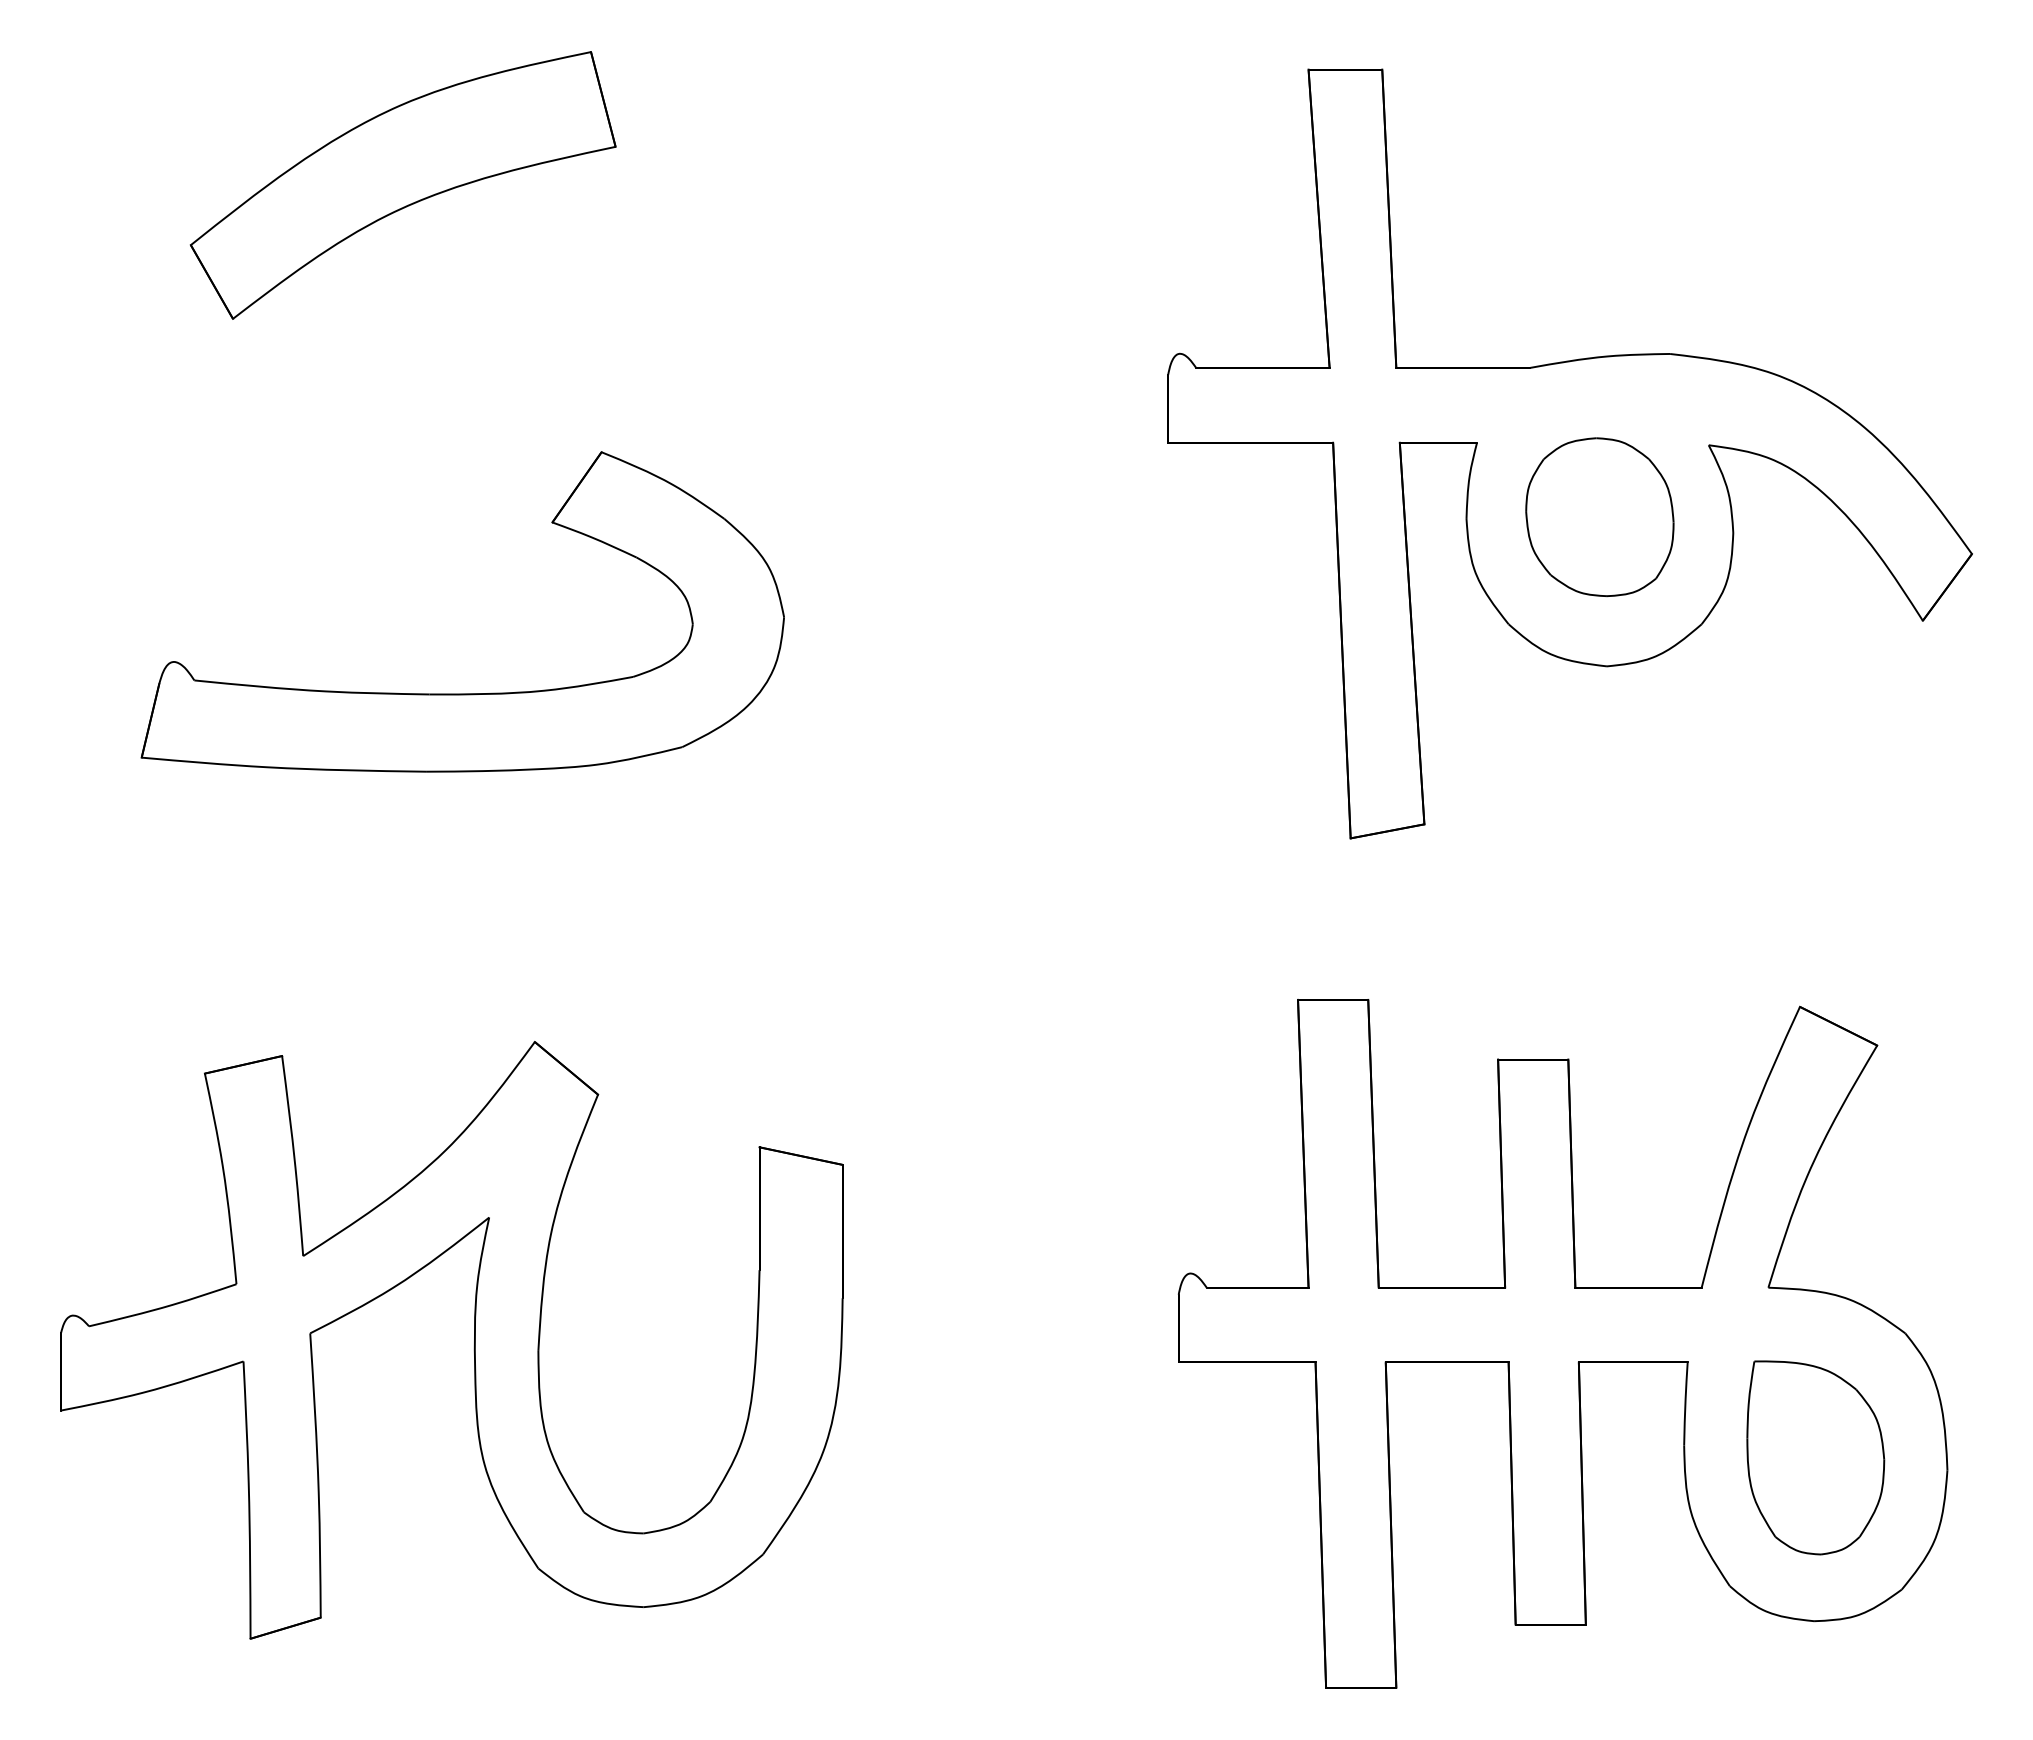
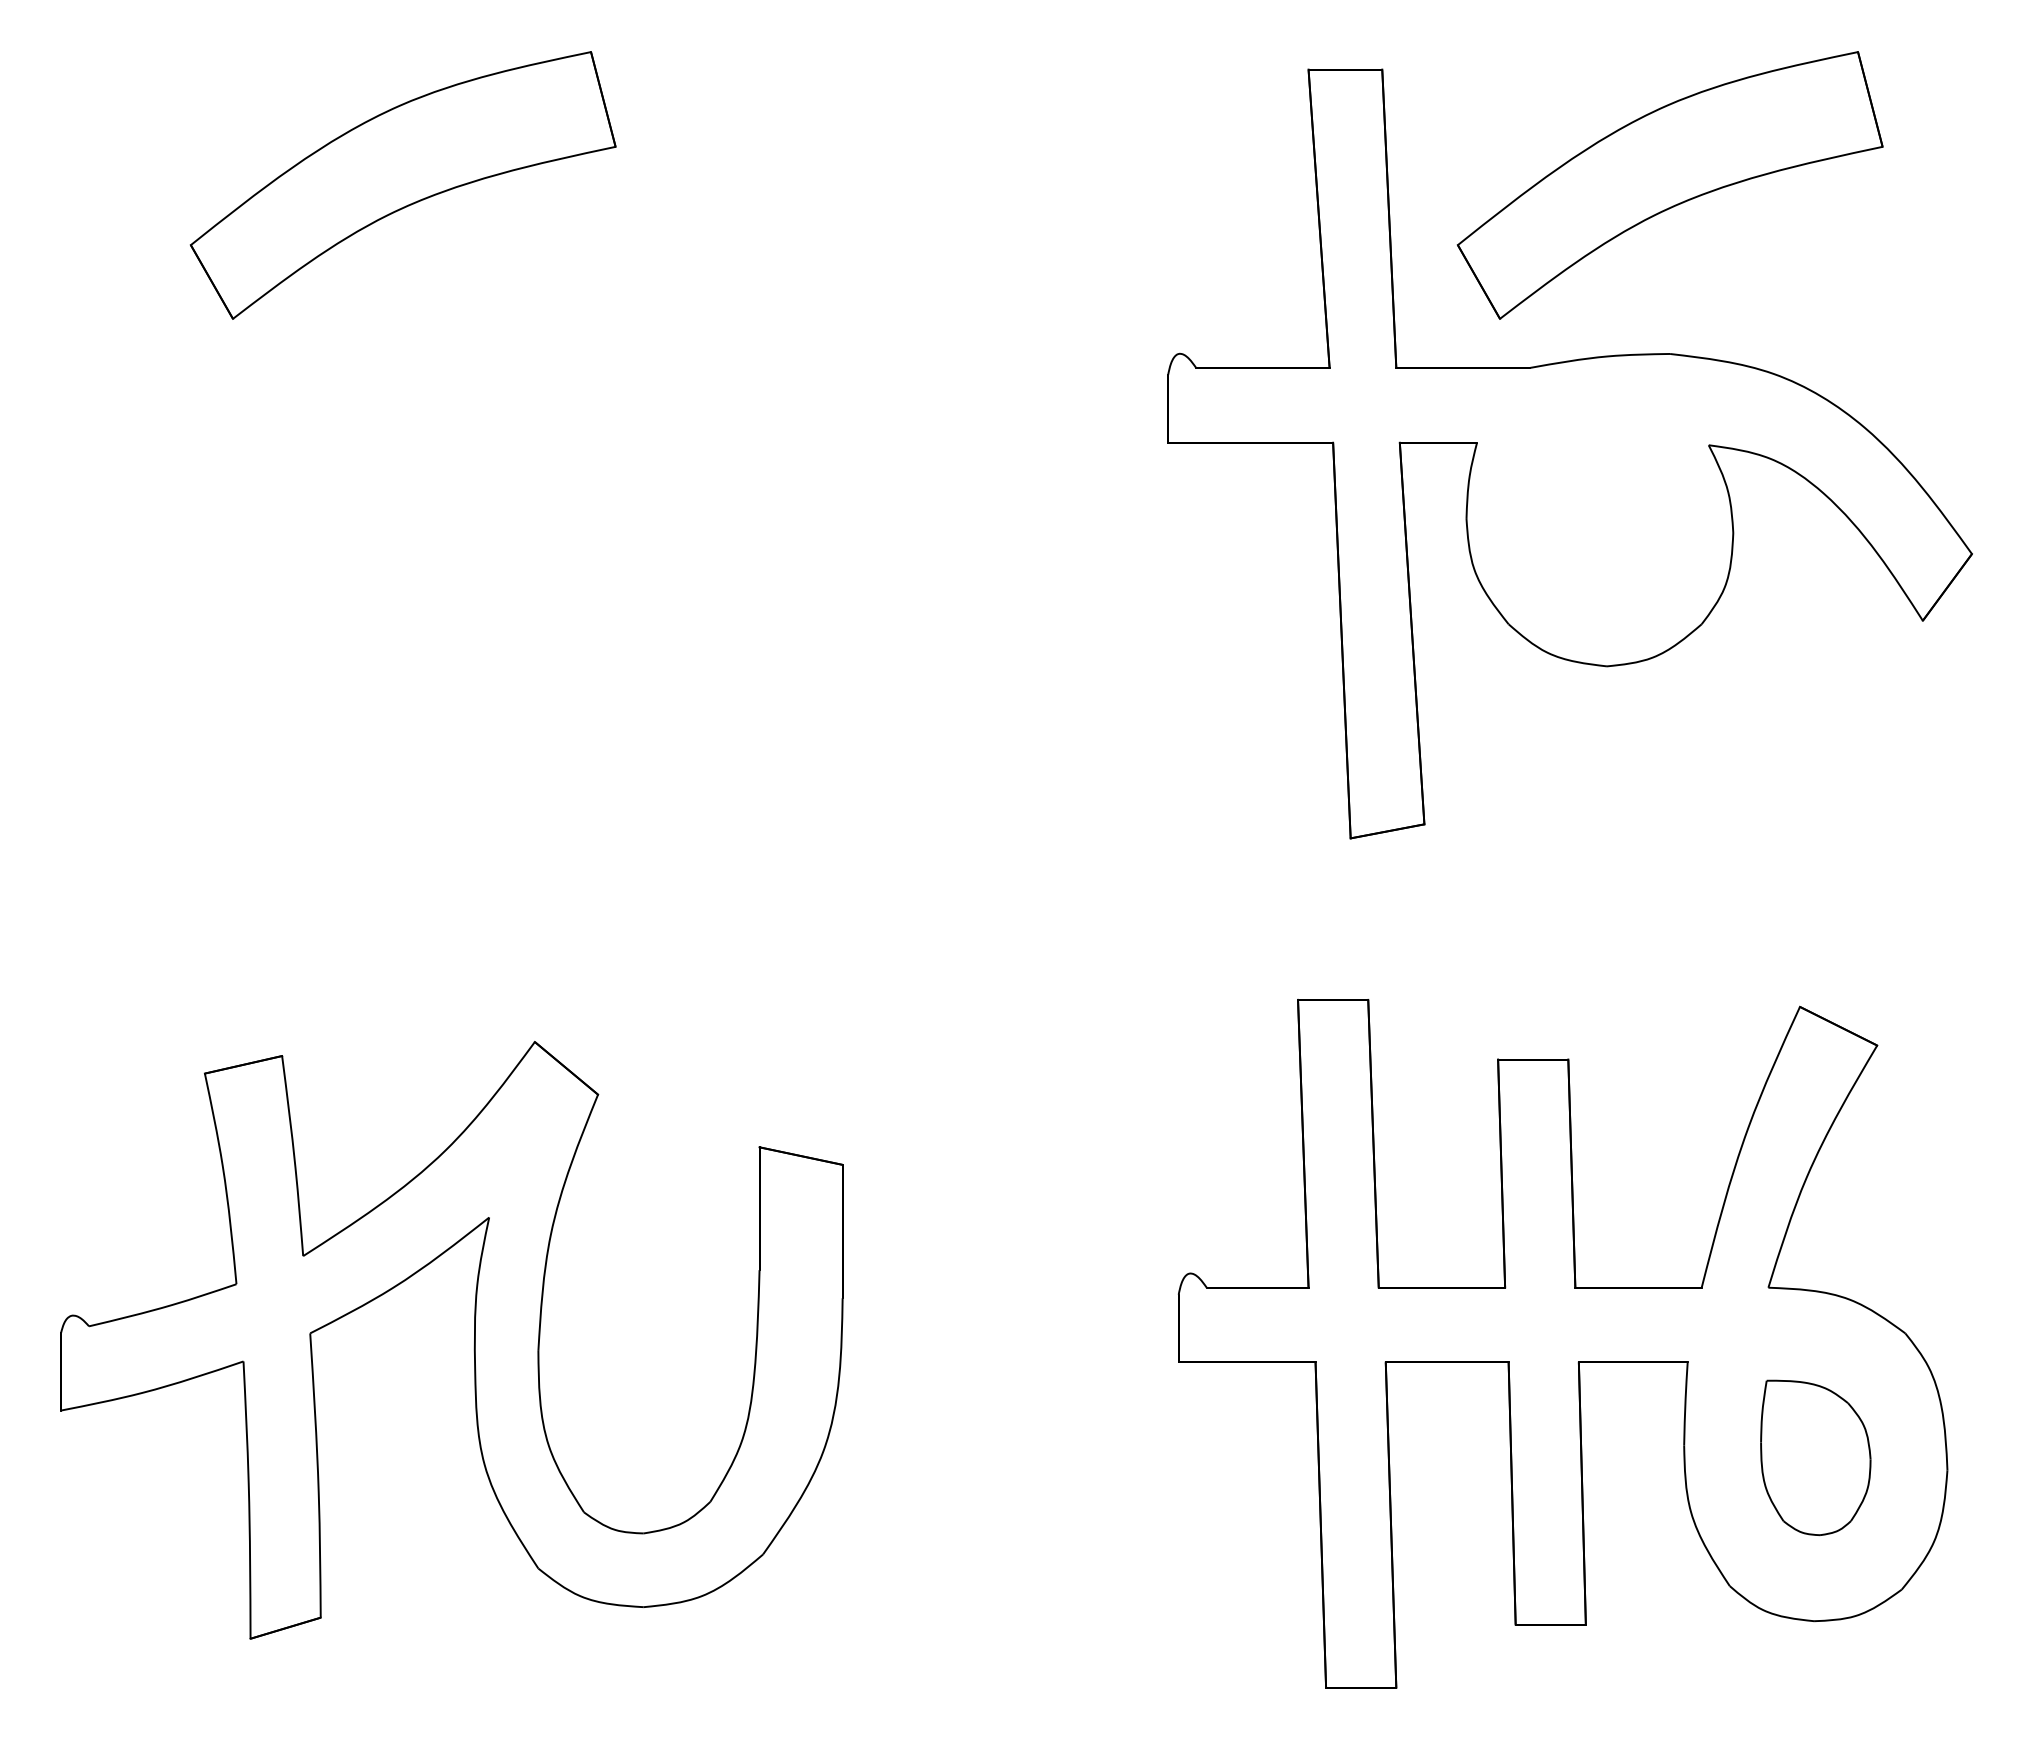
part: none -> present (1669, 185)
part: present -> none (1599, 517)
part: present -> none (462, 693)
part size: 140x196 px -> 112x158 px (1815, 1457)
